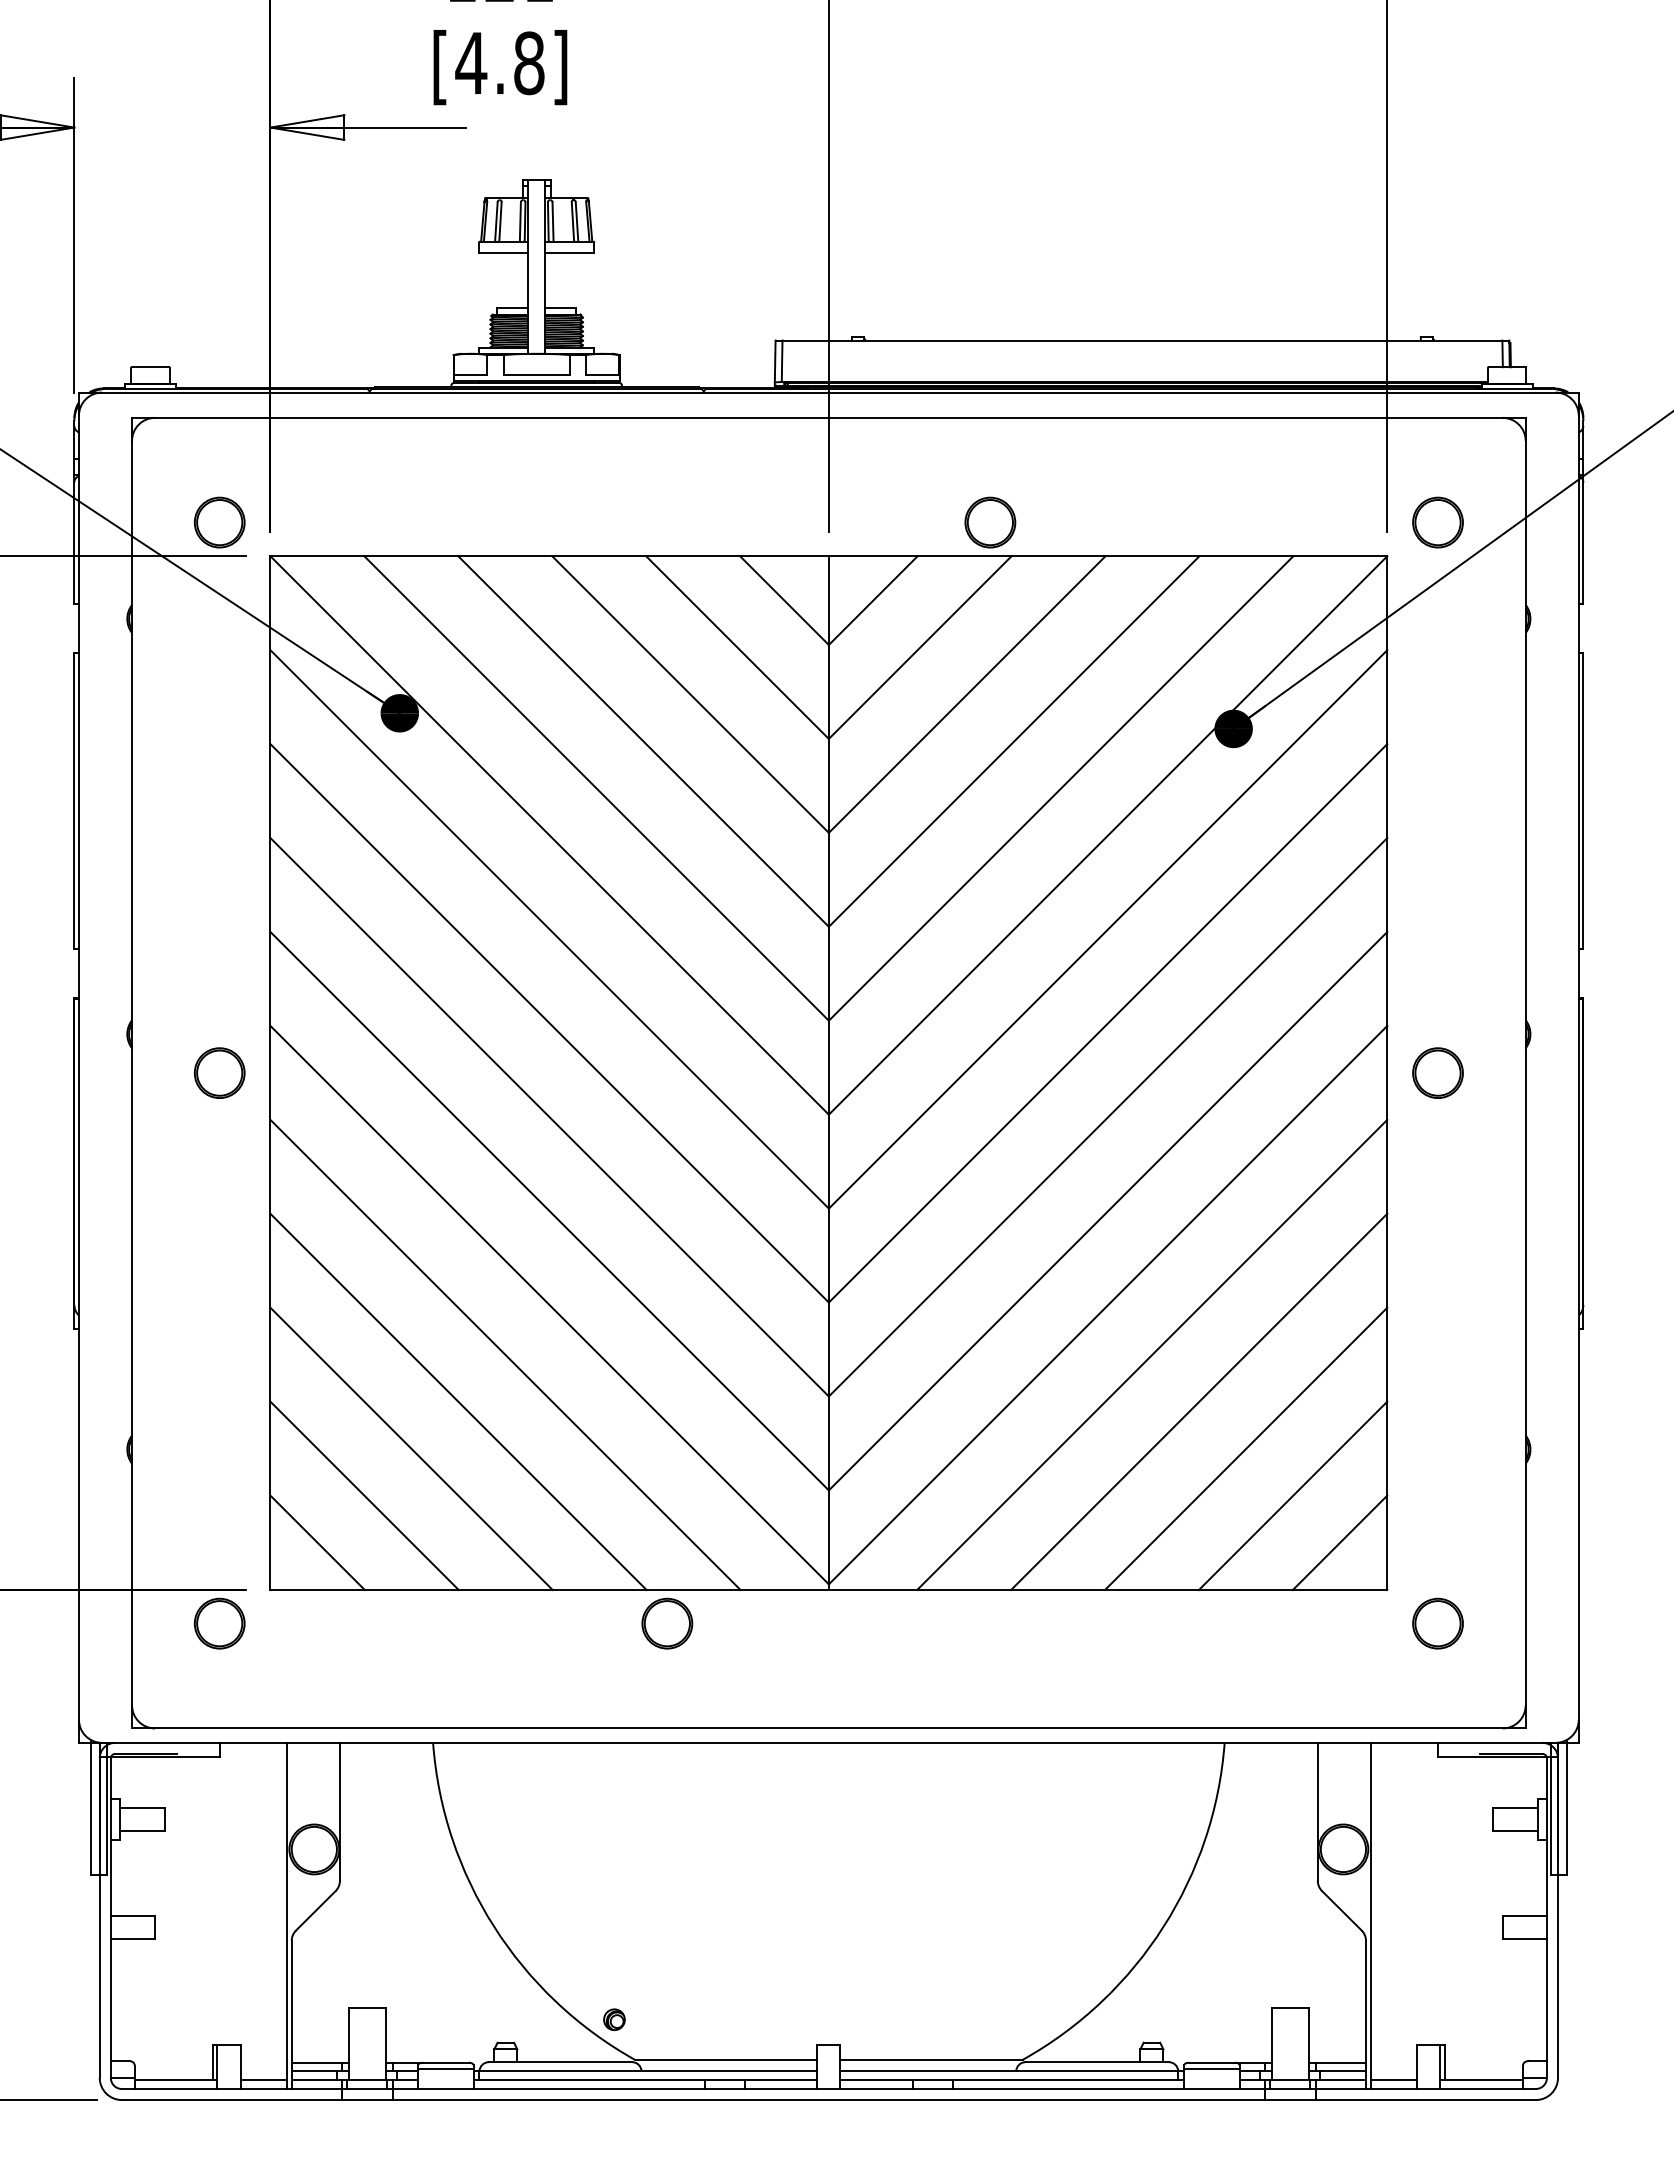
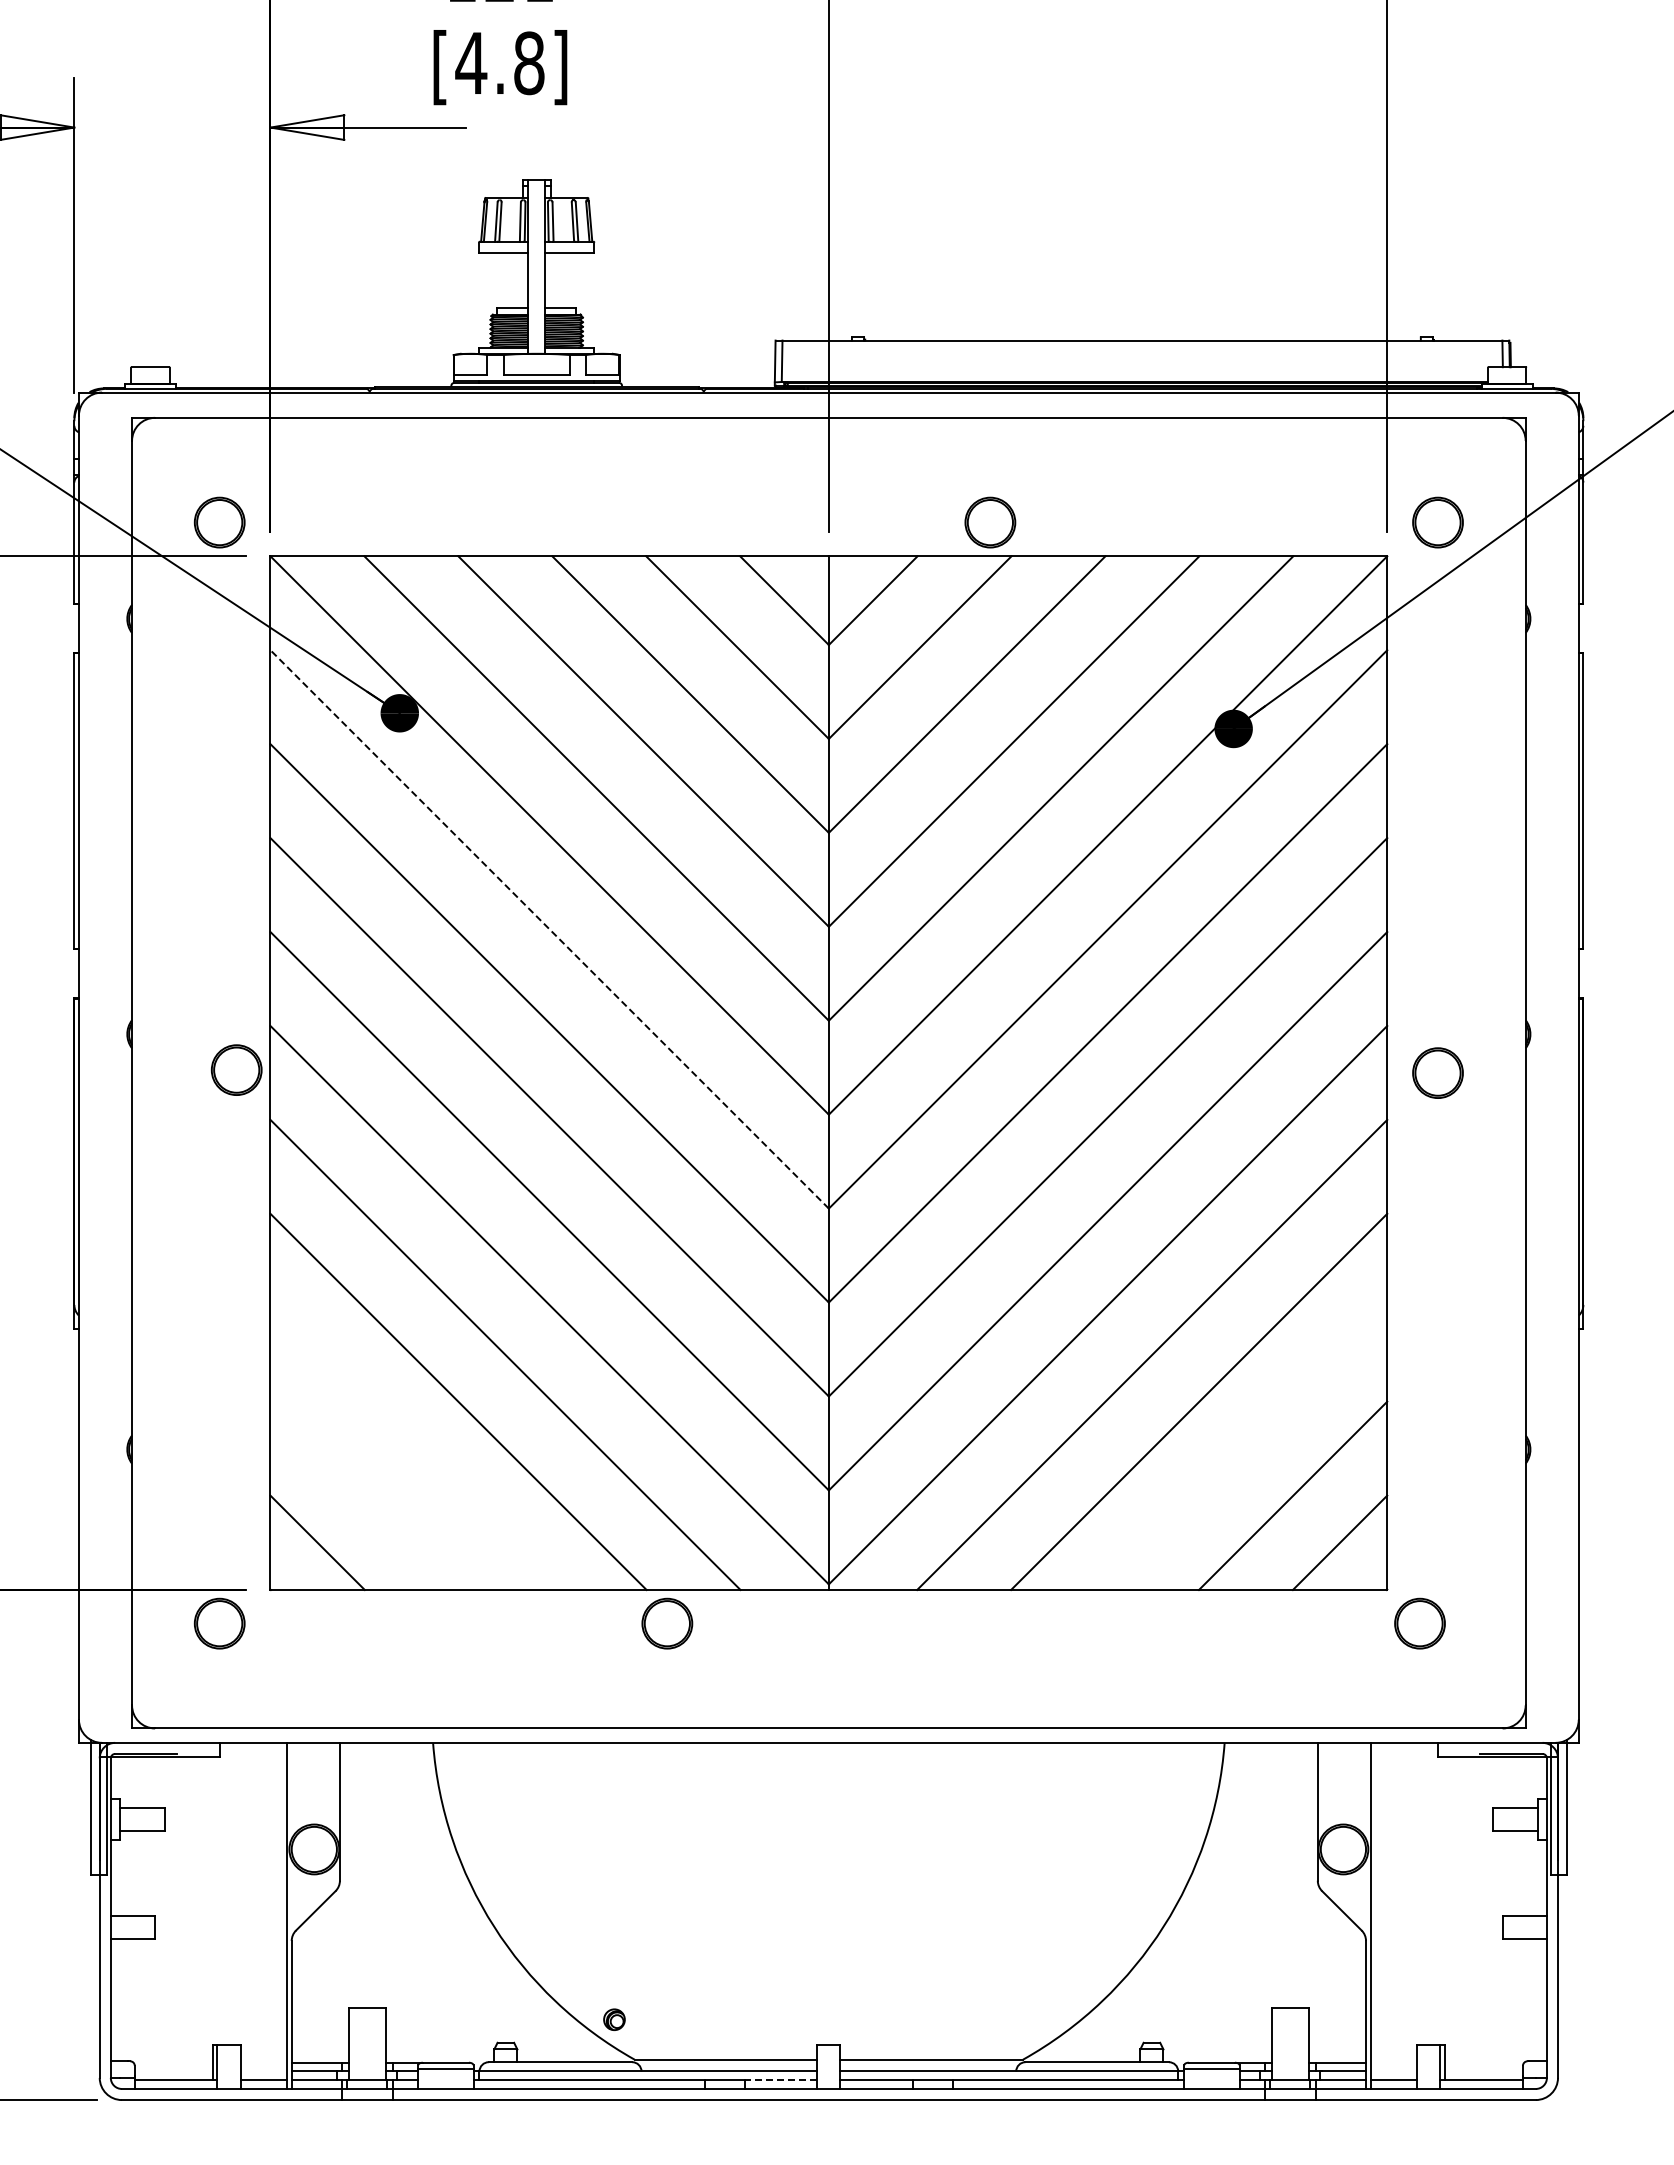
line: solid -> dashed (549, 929)
part position: (219, 1072) -> (236, 1069) (236, 1069)
line: present -> none (411, 1448)
line: present -> none (1246, 1448)
line: present -> none (364, 1495)
part position: (1437, 1623) -> (1419, 1623) (1419, 1623)
line: solid -> dashed (780, 2080)
